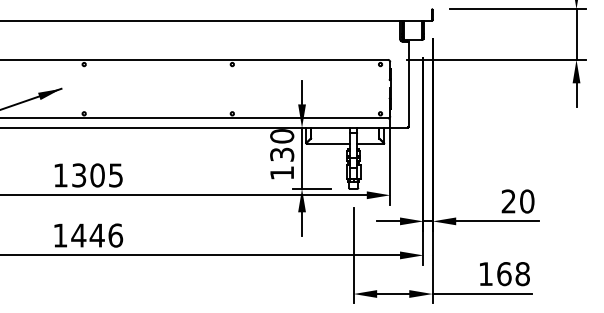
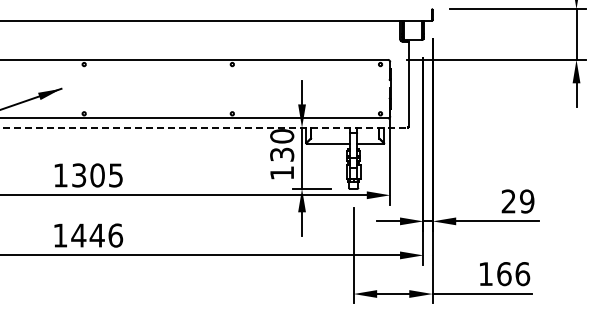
line: solid -> dashed (204, 127)
text: 20 -> 29 (527, 201)
text: 168 -> 166 (522, 274)
